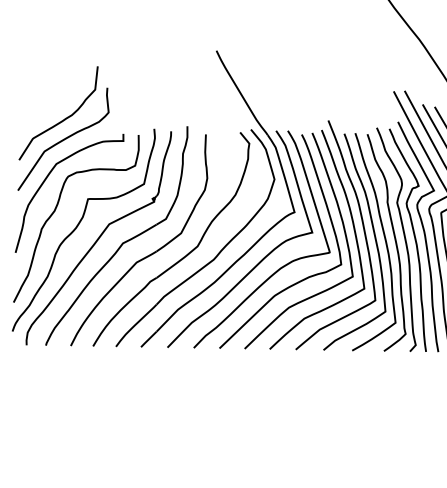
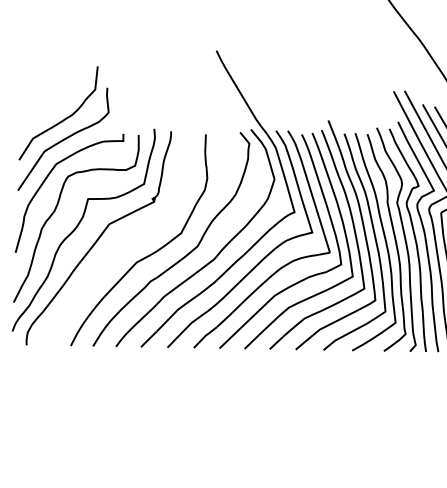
part: present -> none (122, 242)
